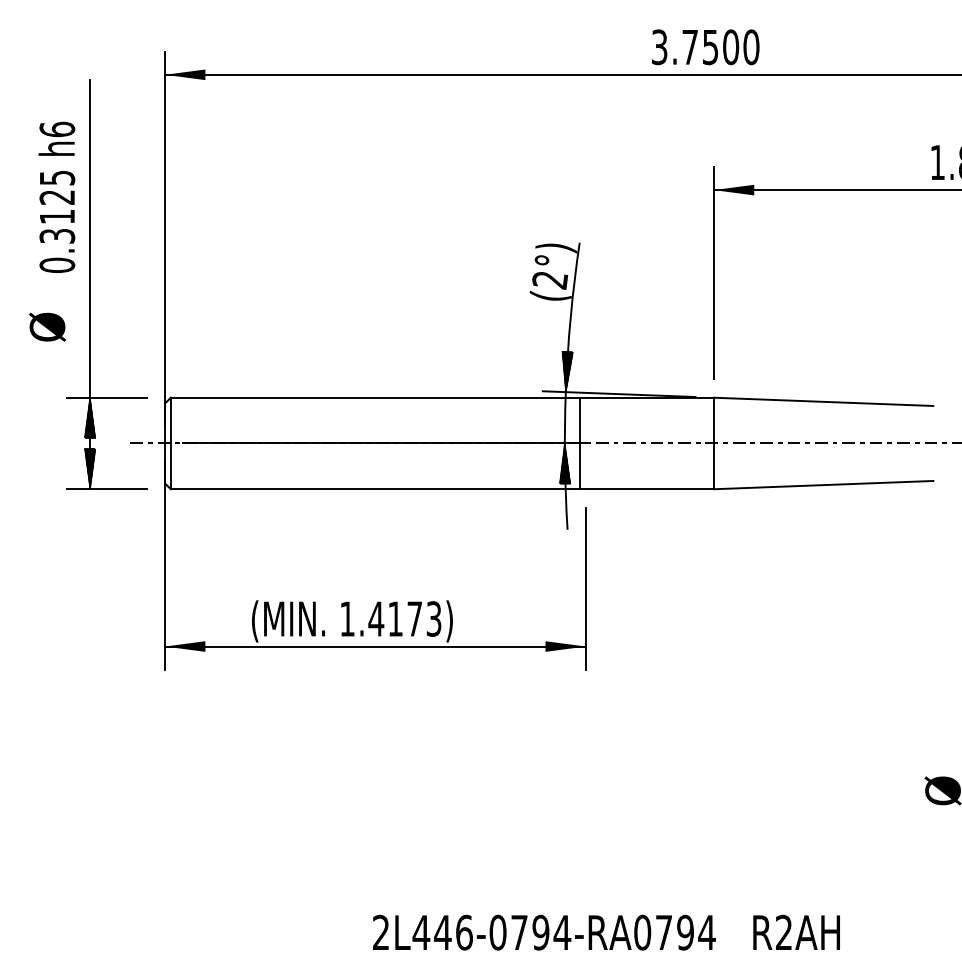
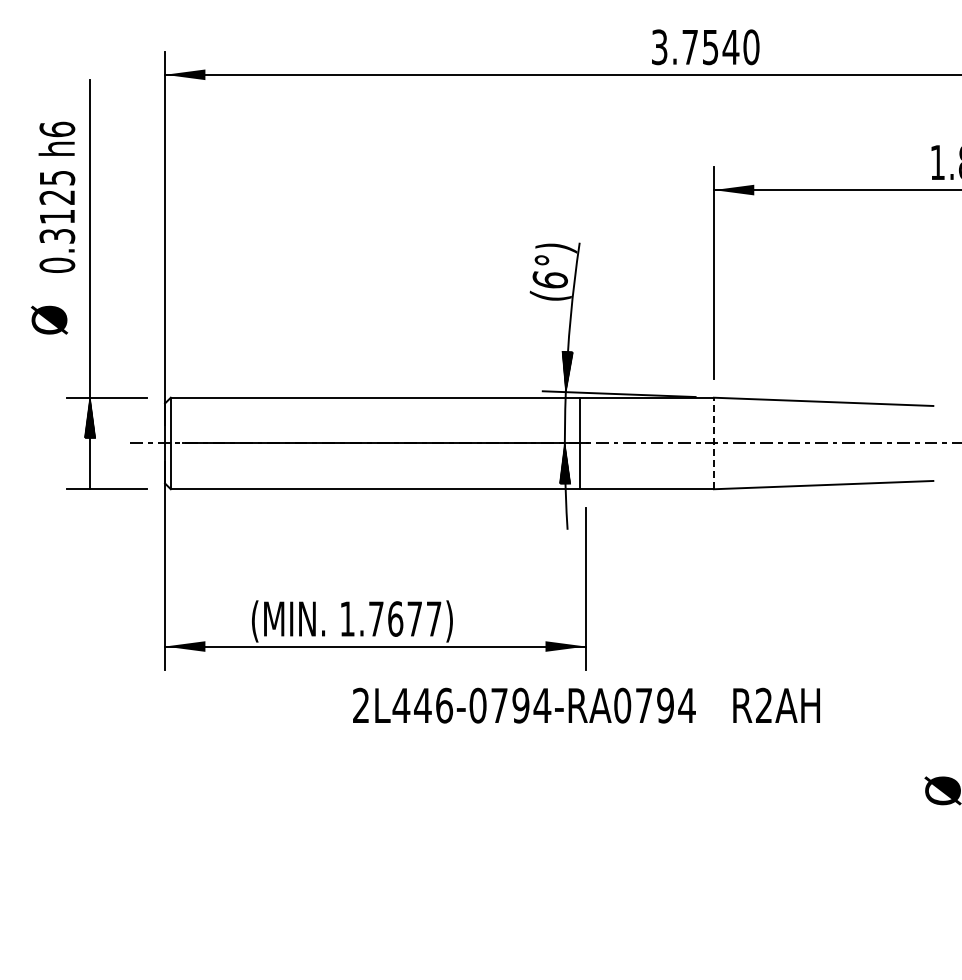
text: 3.7500 -> 3.7540 (730, 47)
text: (2°) -> (6°) (550, 280)
text position: (47, 326) -> (49, 319) (49, 319)
line: solid -> dashed (713, 443)
hatch: present -> none (89, 468)
text: 1.4173) -> 1.7677) (404, 618)
text position: (606, 932) -> (586, 705) (586, 705)
